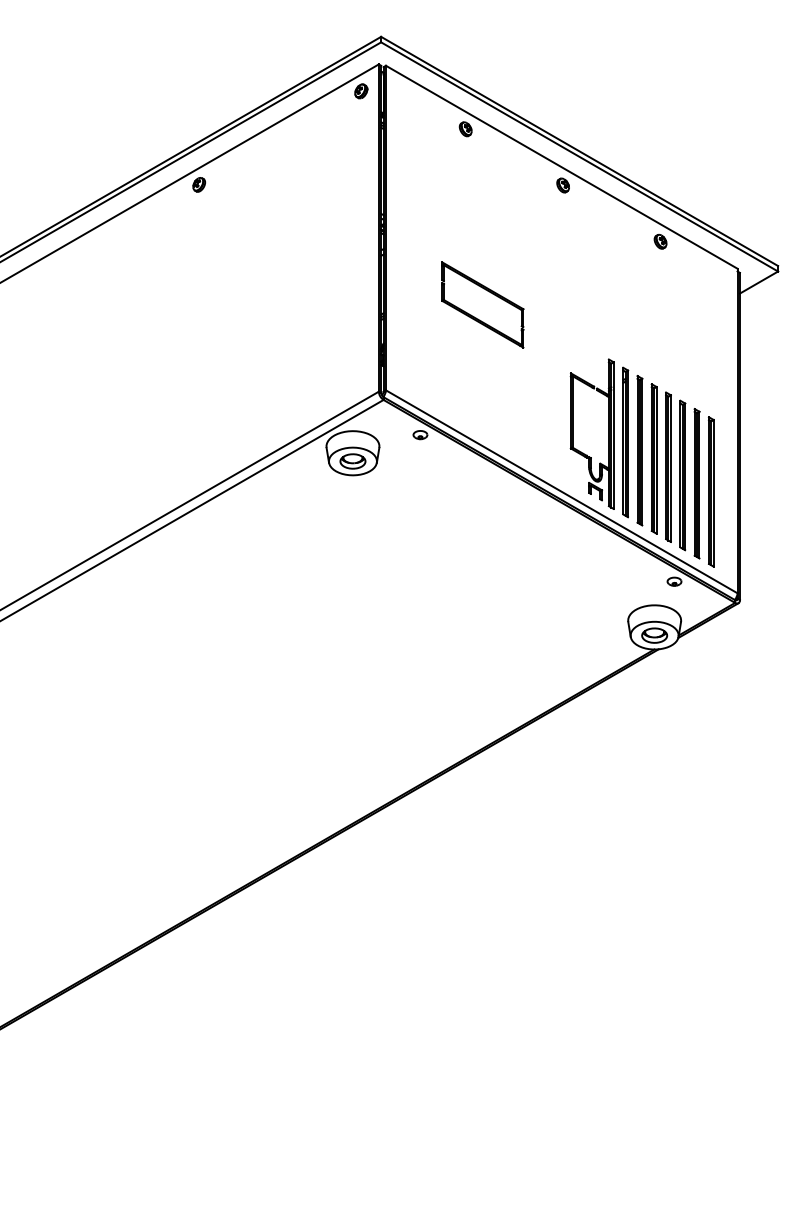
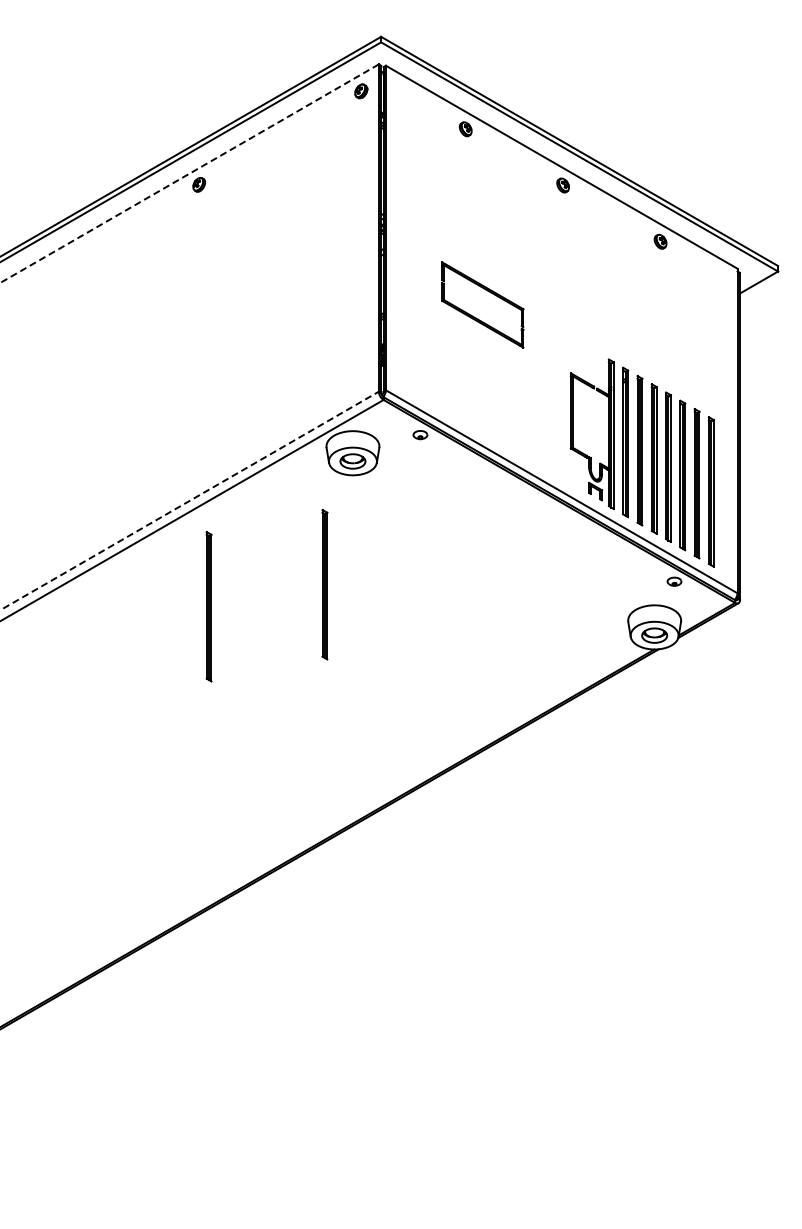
line: solid -> dashed (189, 173)
line: solid -> dashed (190, 500)
part: none -> present (324, 584)
part: none -> present (208, 606)
